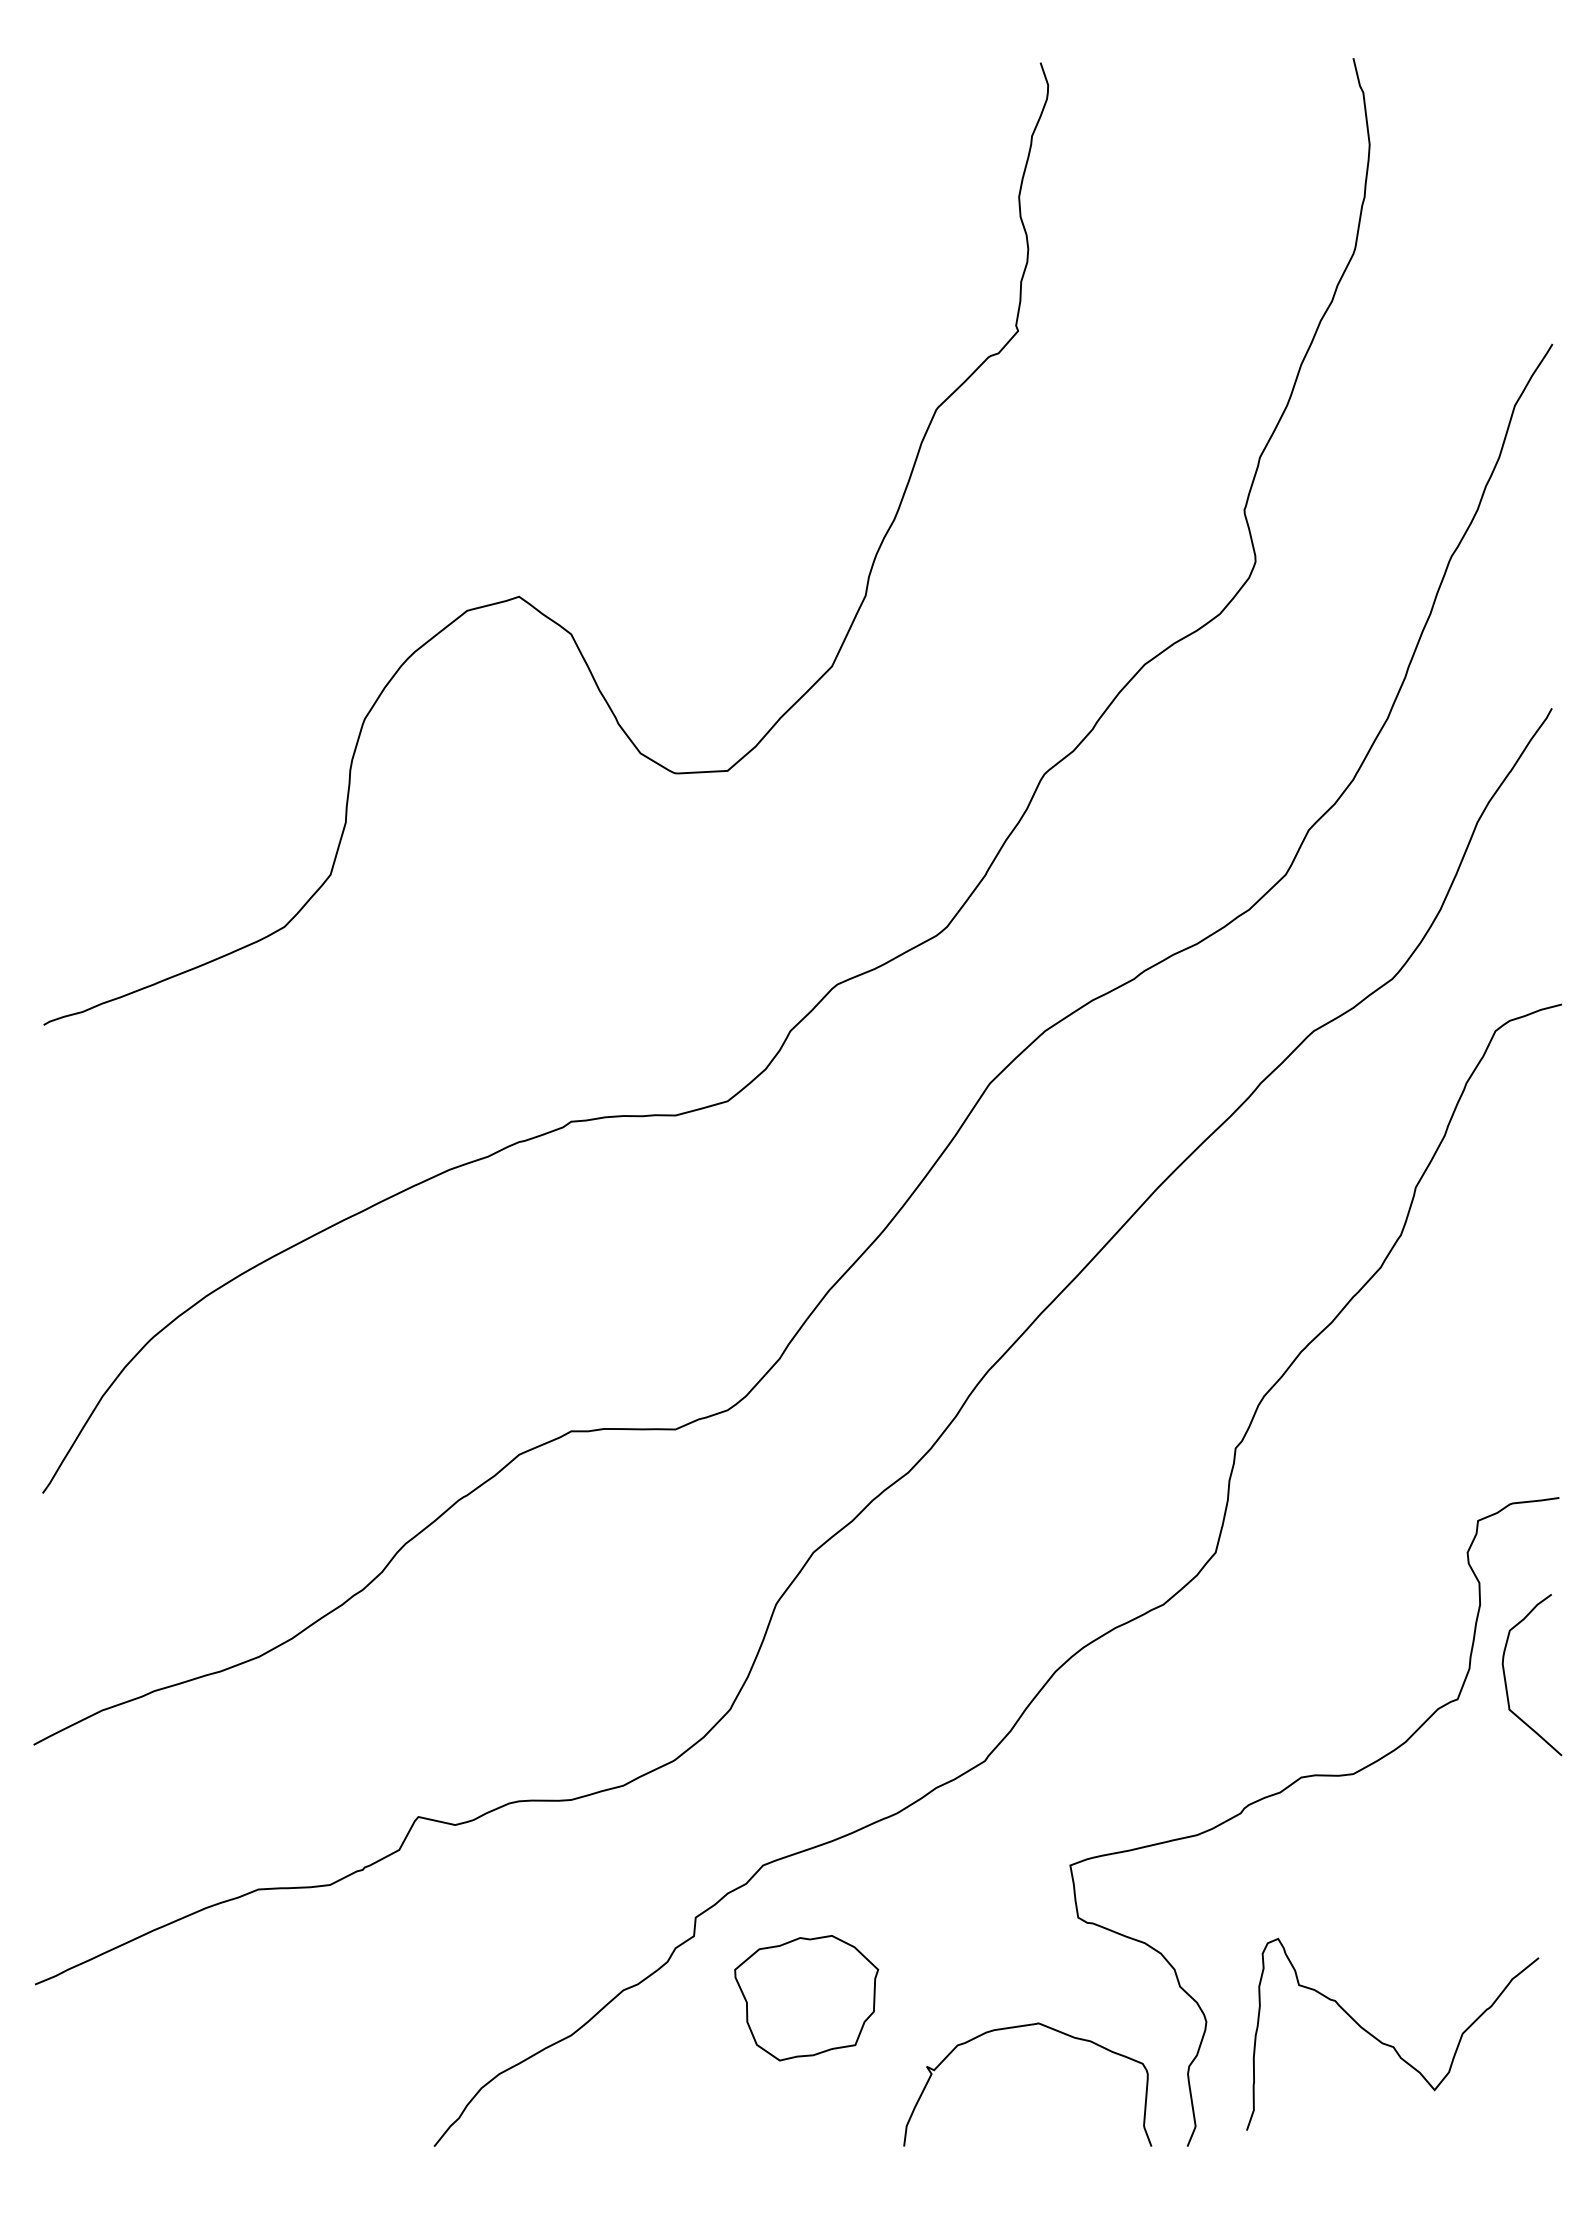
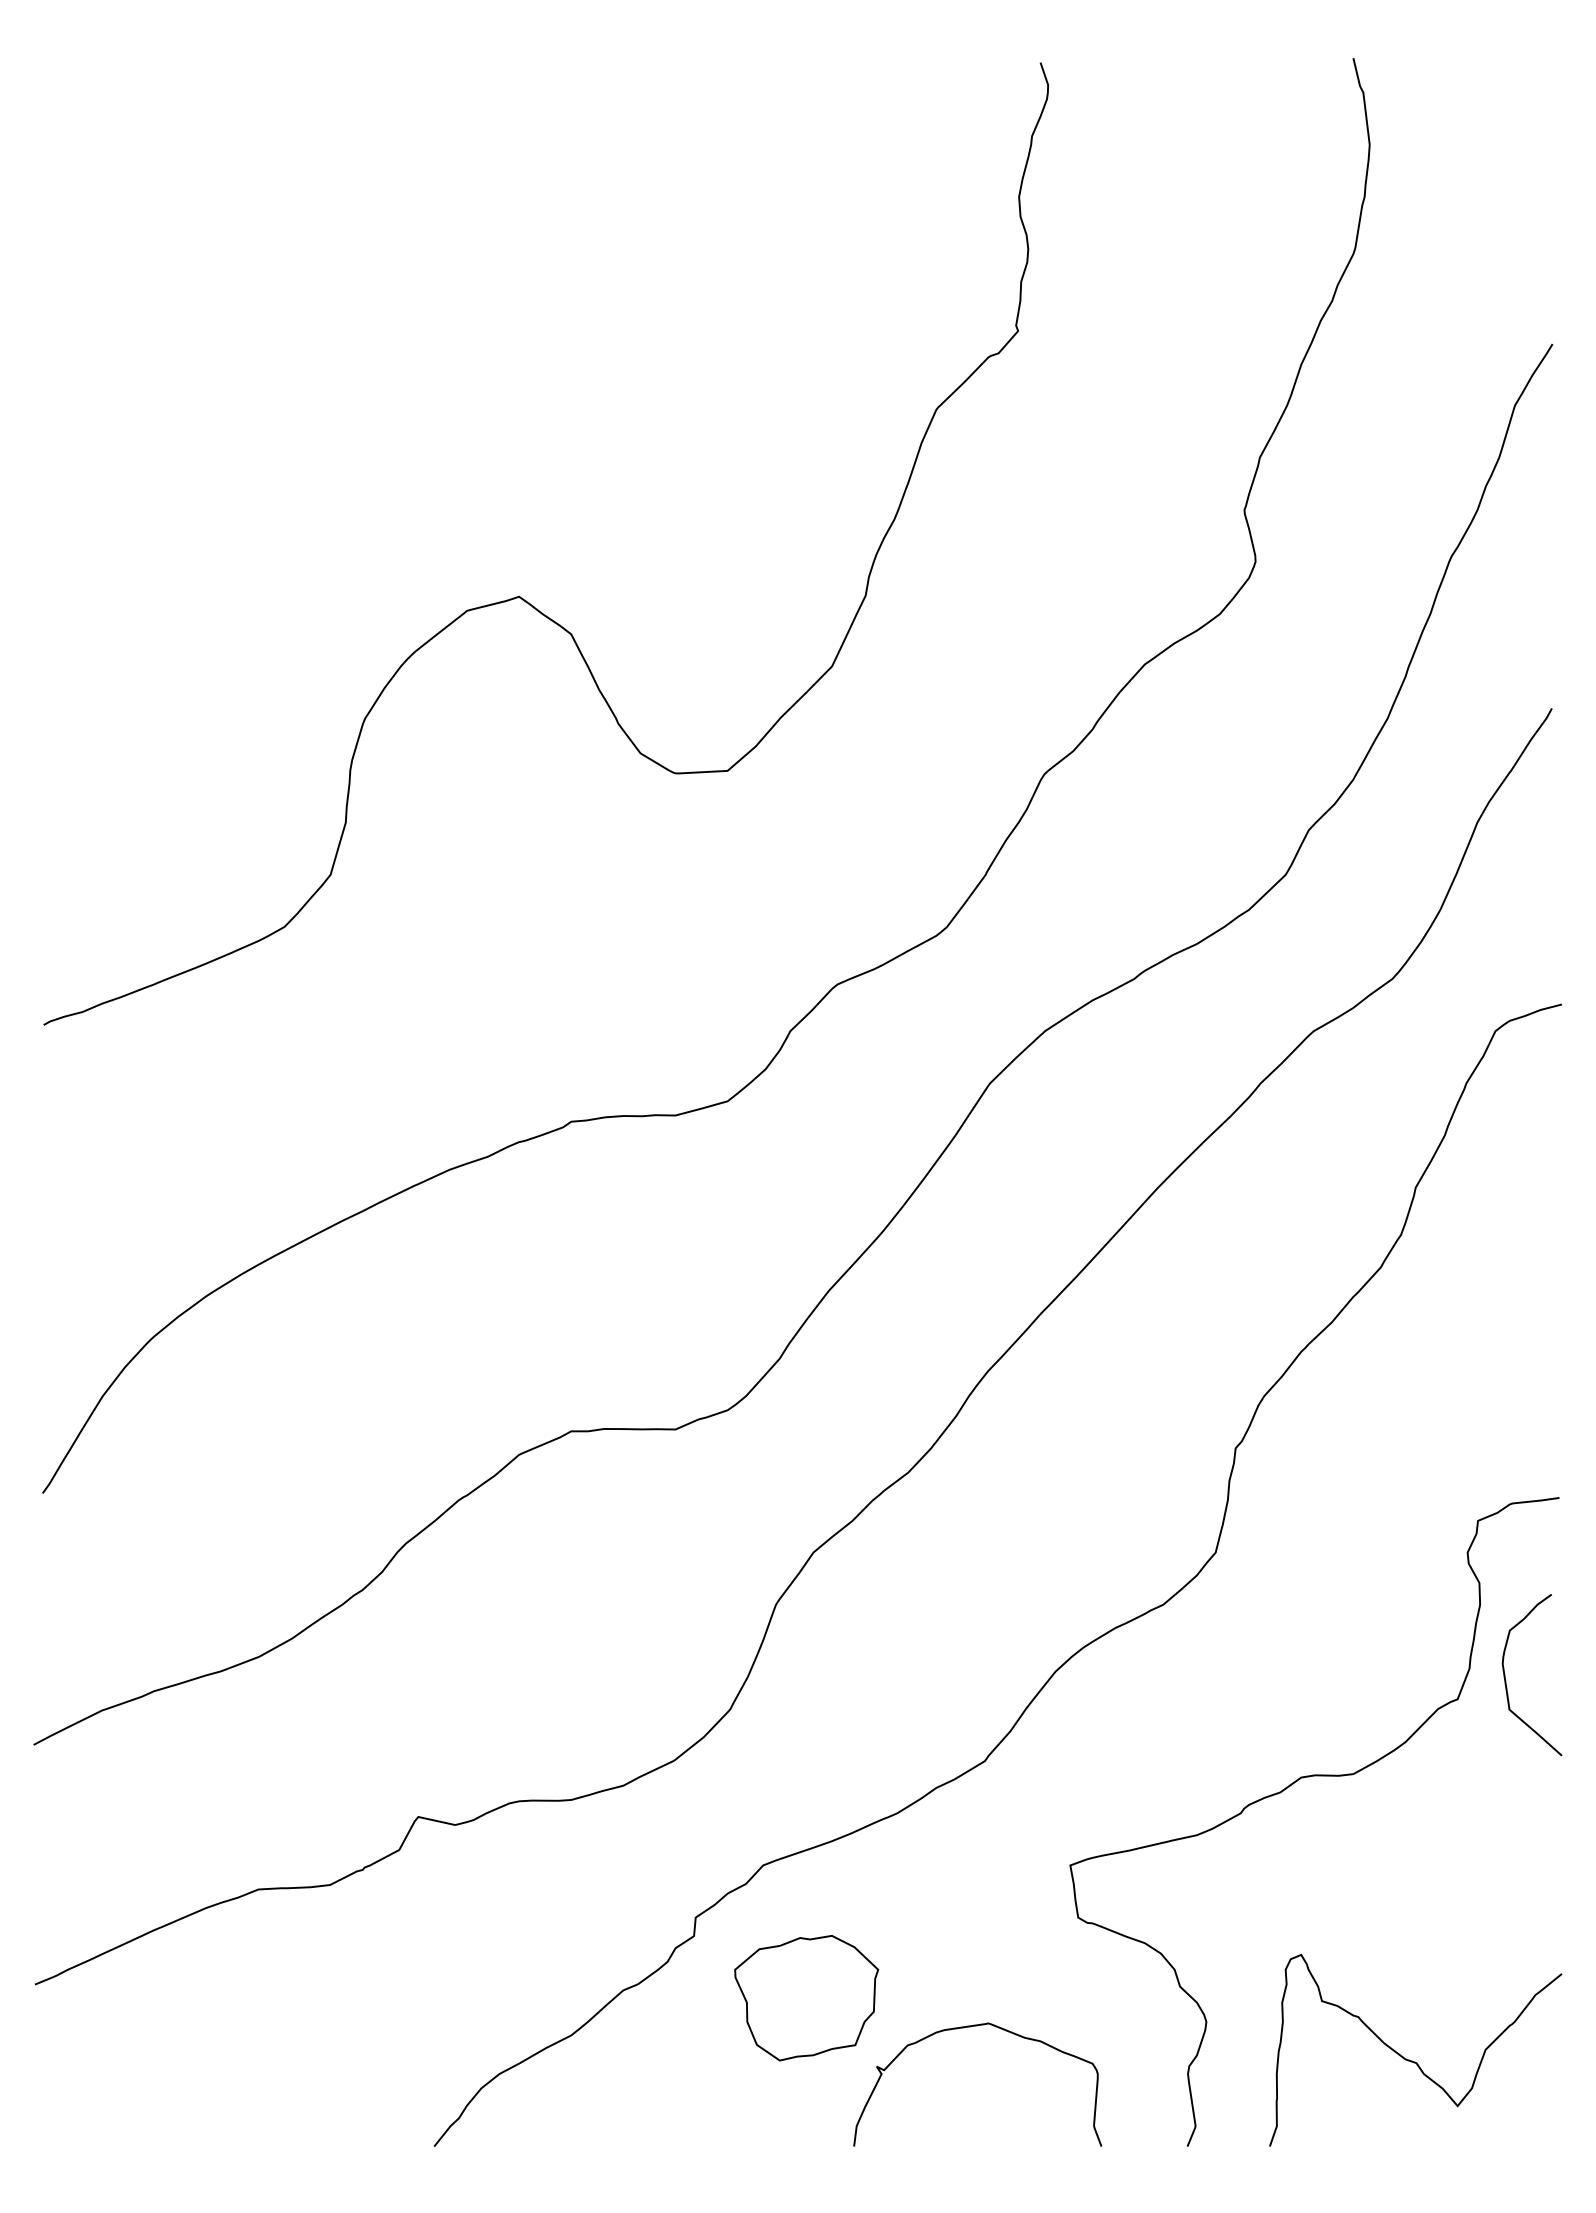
curve position: (1020, 2027) -> (970, 2027) (970, 2027)
curve position: (1389, 2044) -> (1412, 2060) (1412, 2060)
